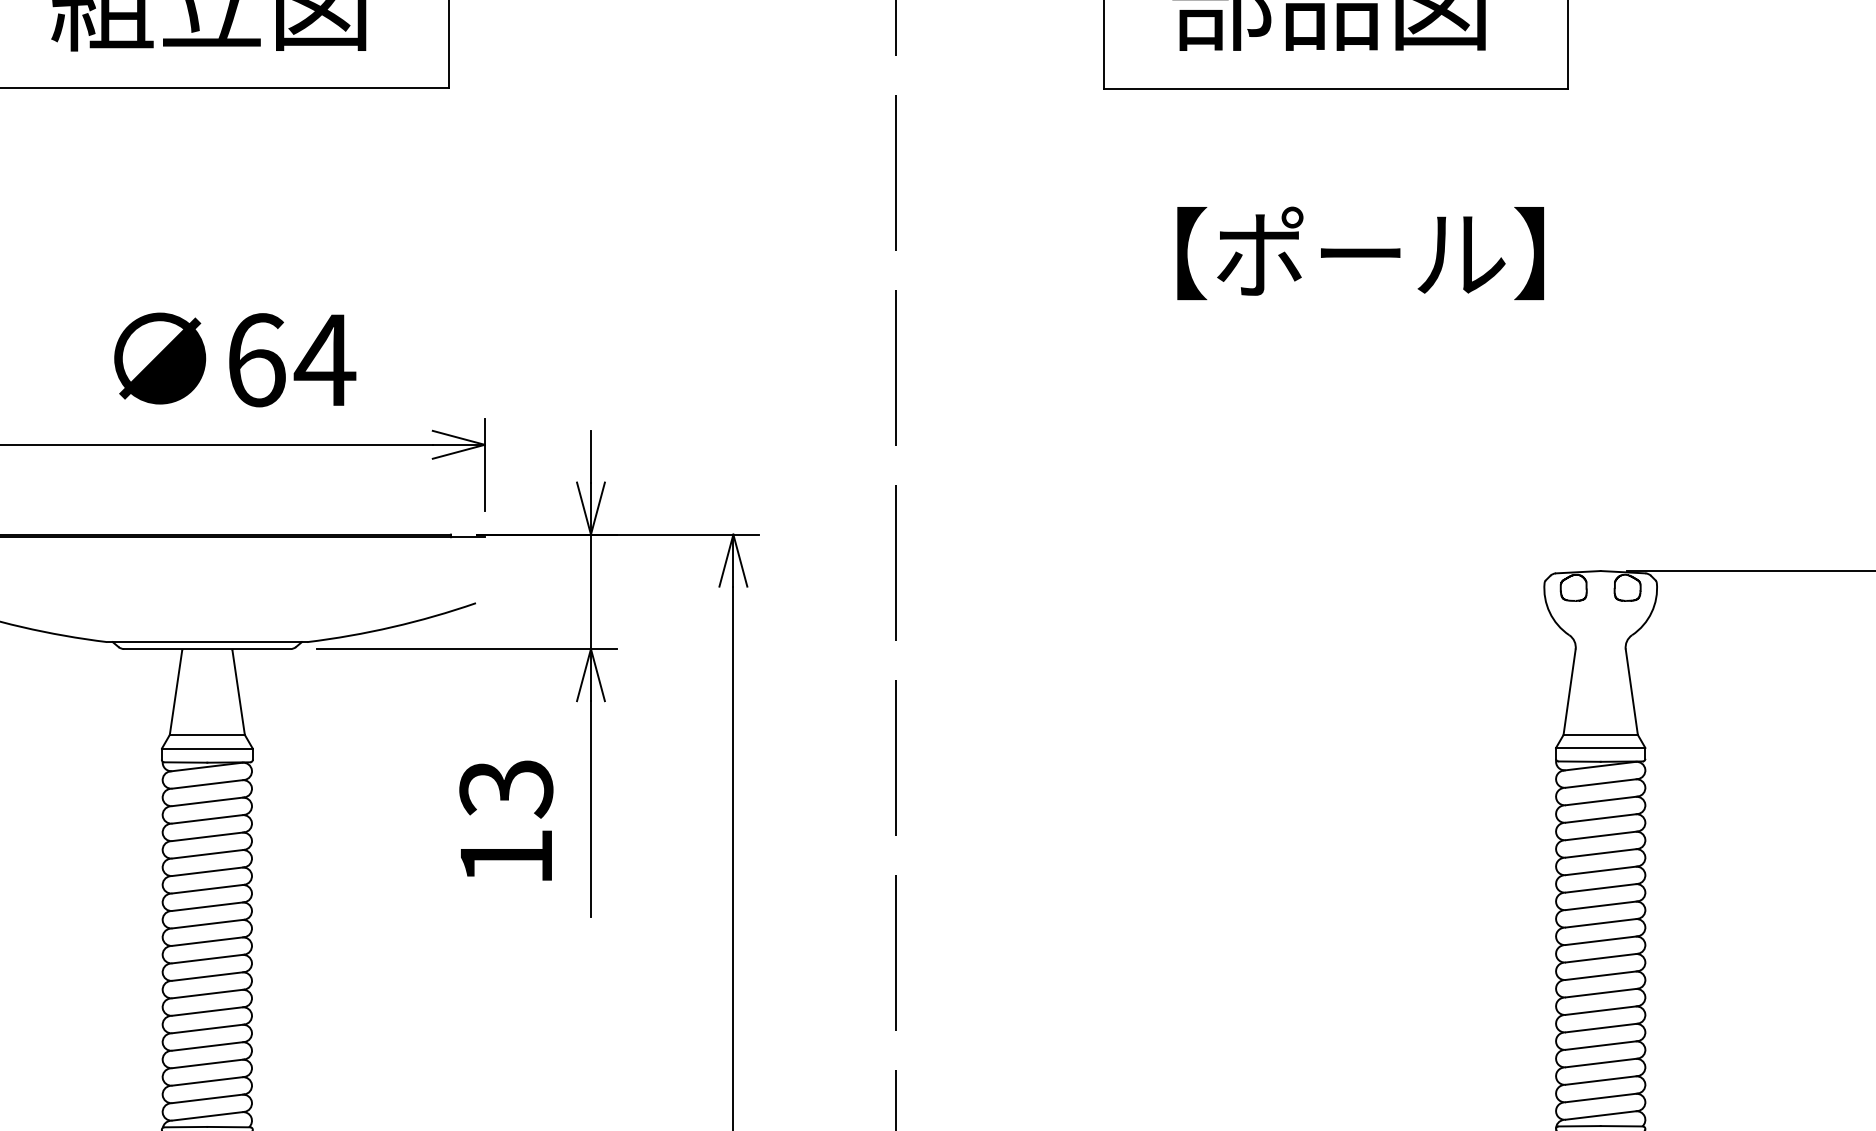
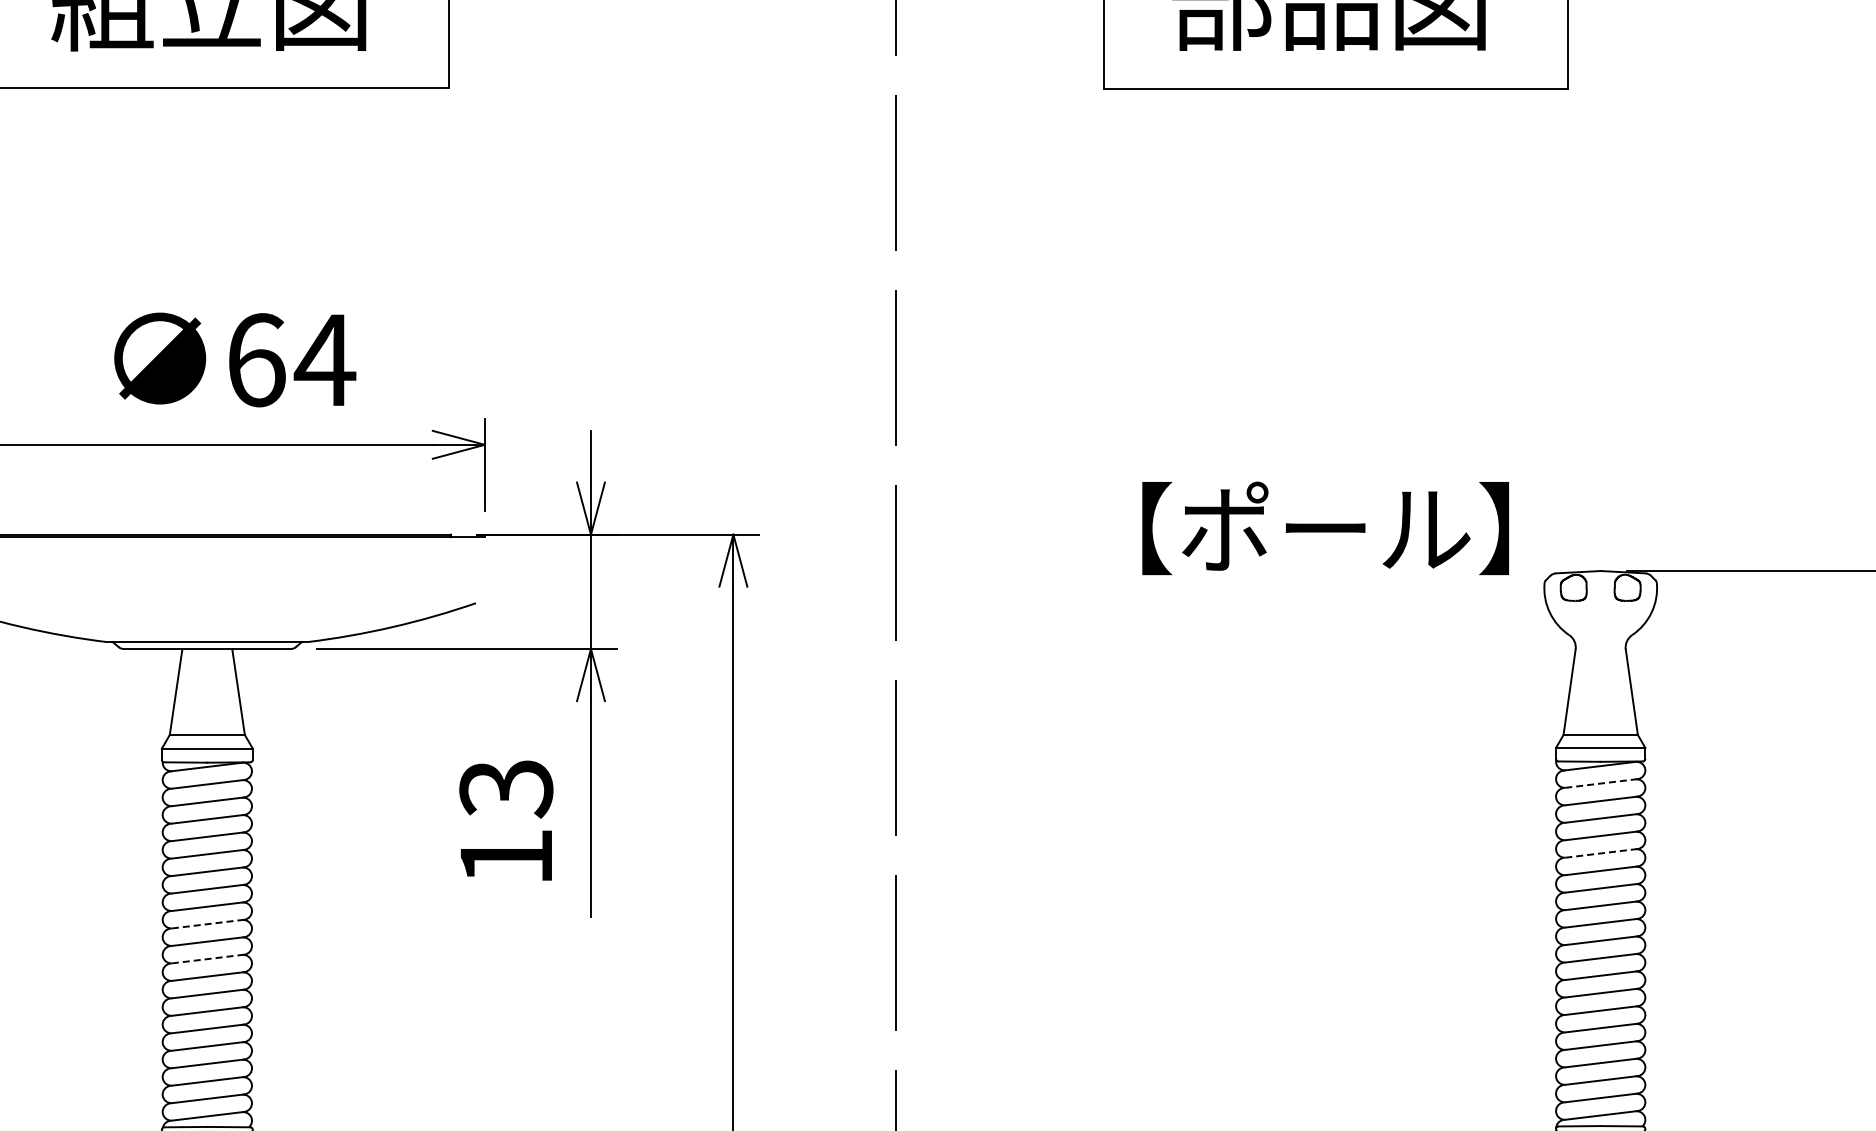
text position: (1360, 253) -> (1325, 528) (1325, 528)
line: solid -> dashed (1601, 783)
line: solid -> dashed (1601, 853)
line: solid -> dashed (207, 924)
line: solid -> dashed (207, 959)
